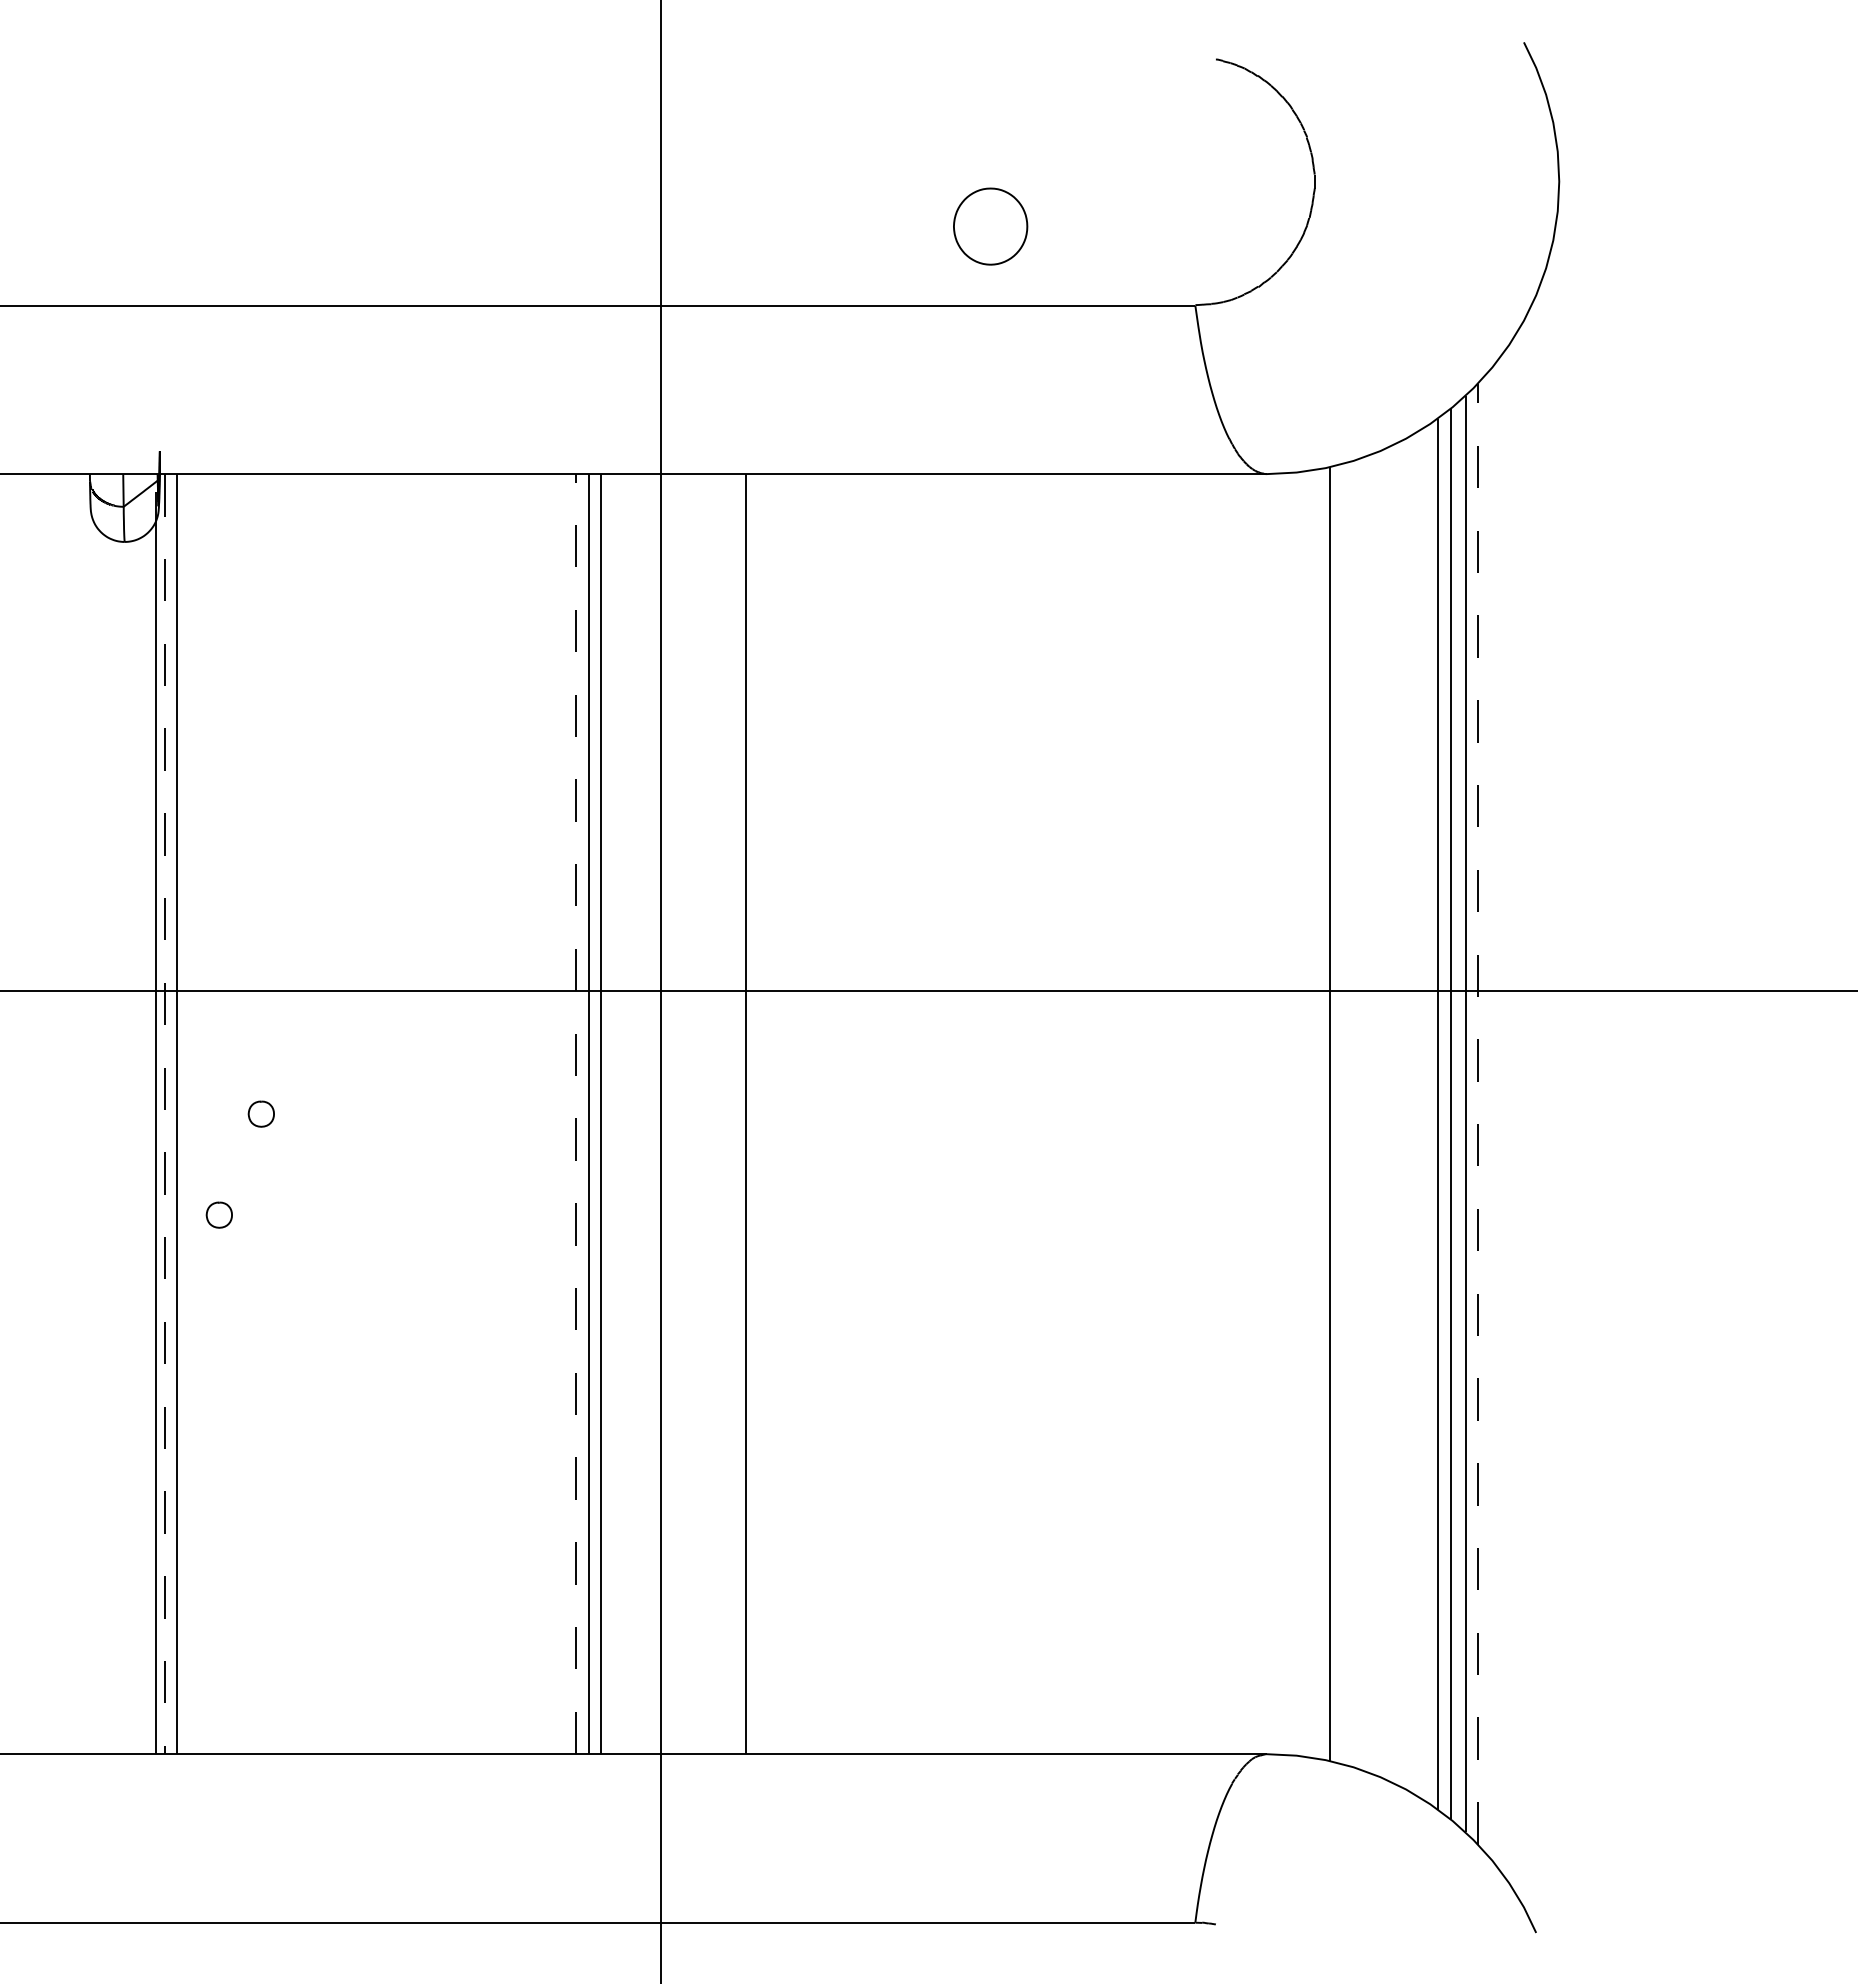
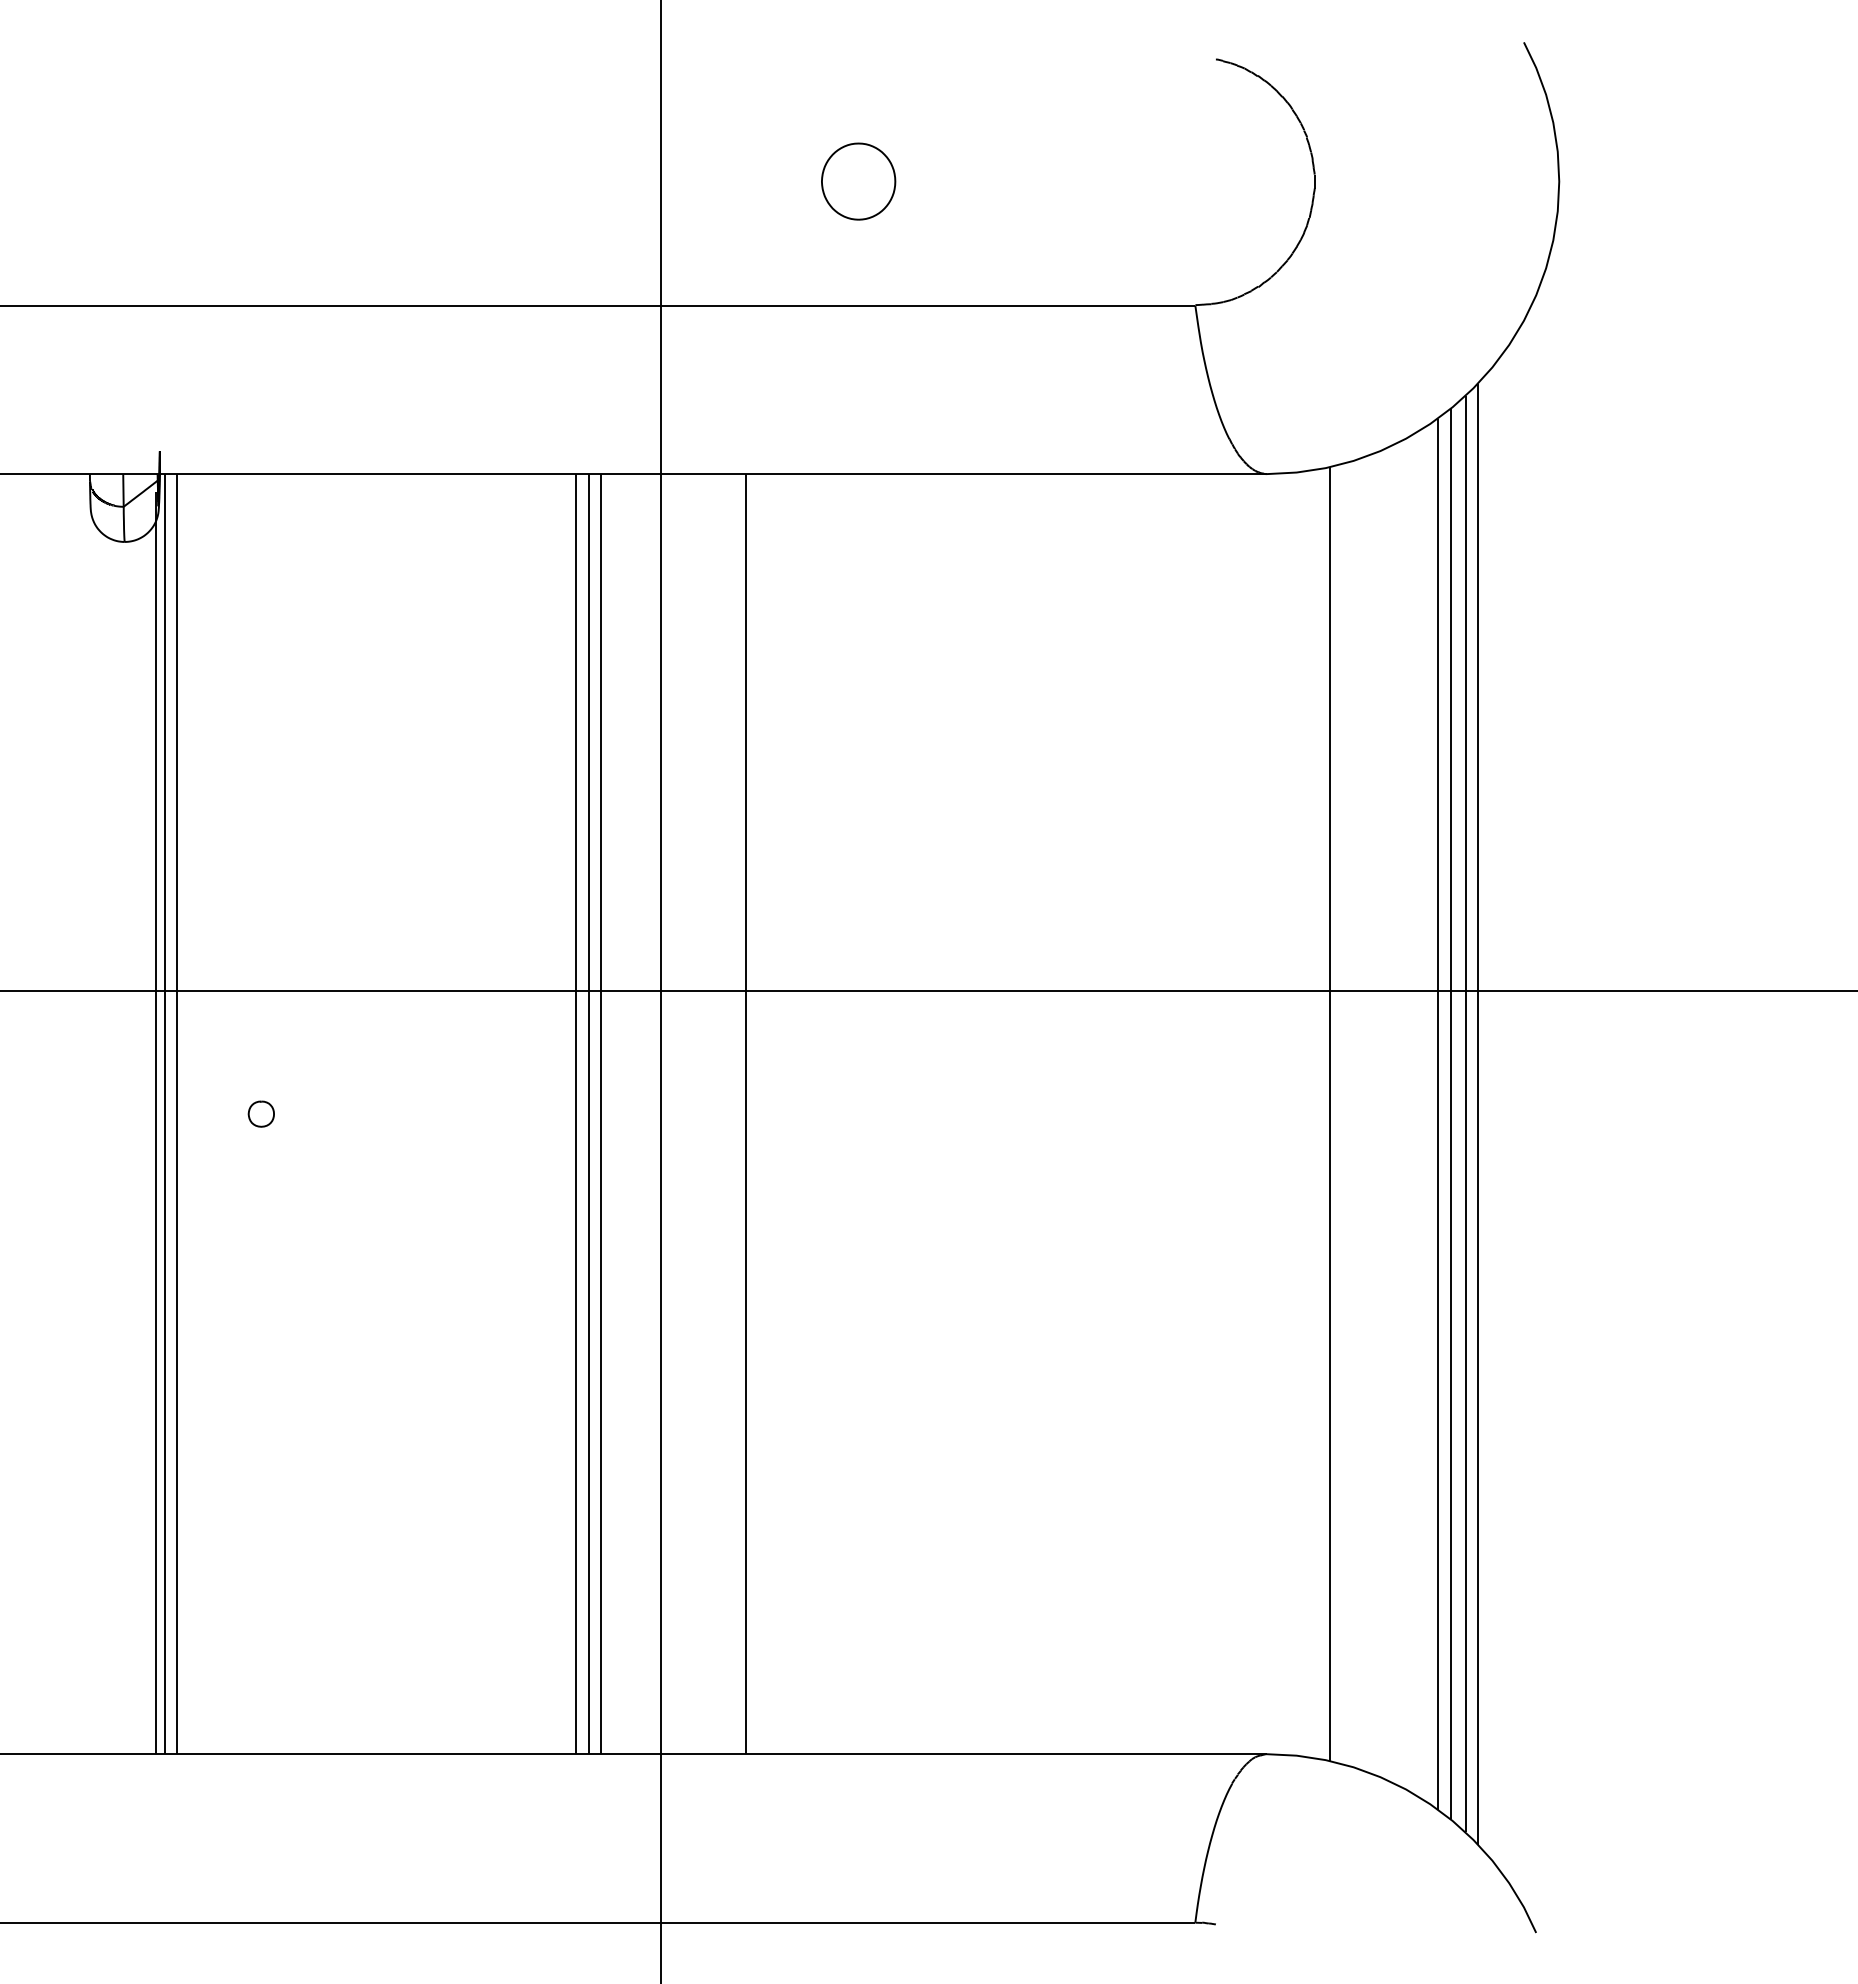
part position: (990, 226) -> (858, 181) (858, 181)
line: dashed -> solid (575, 1113)
line: dashed -> solid (1478, 1113)
line: dashed -> solid (164, 1114)
part: present -> none (218, 1214)
